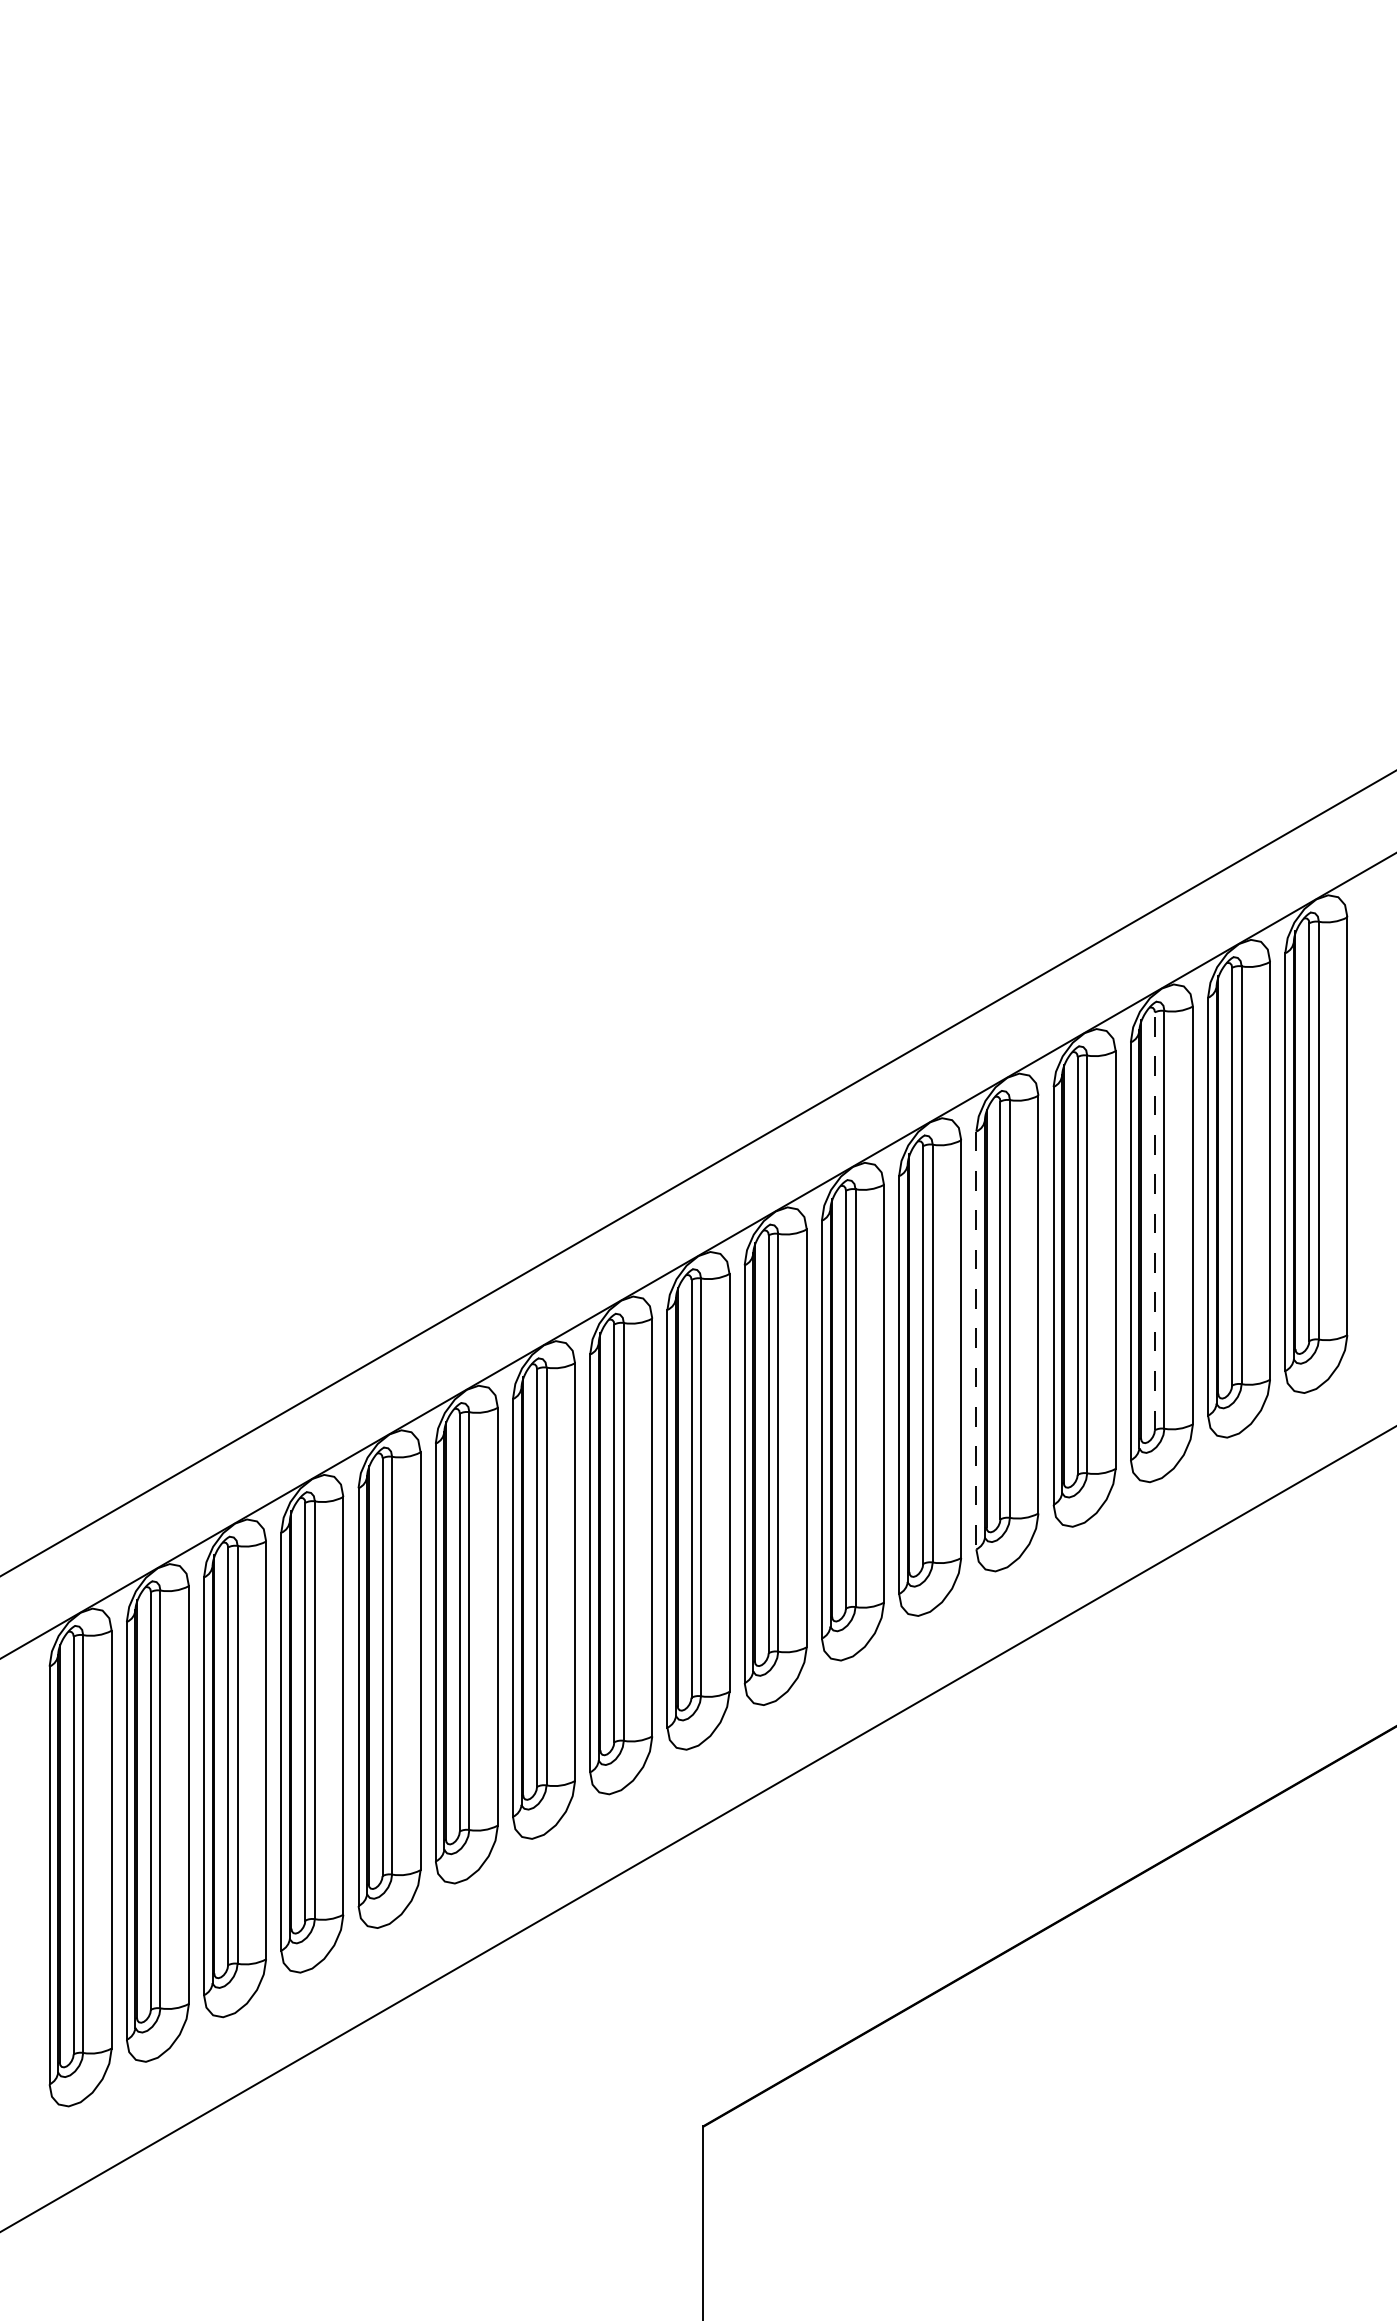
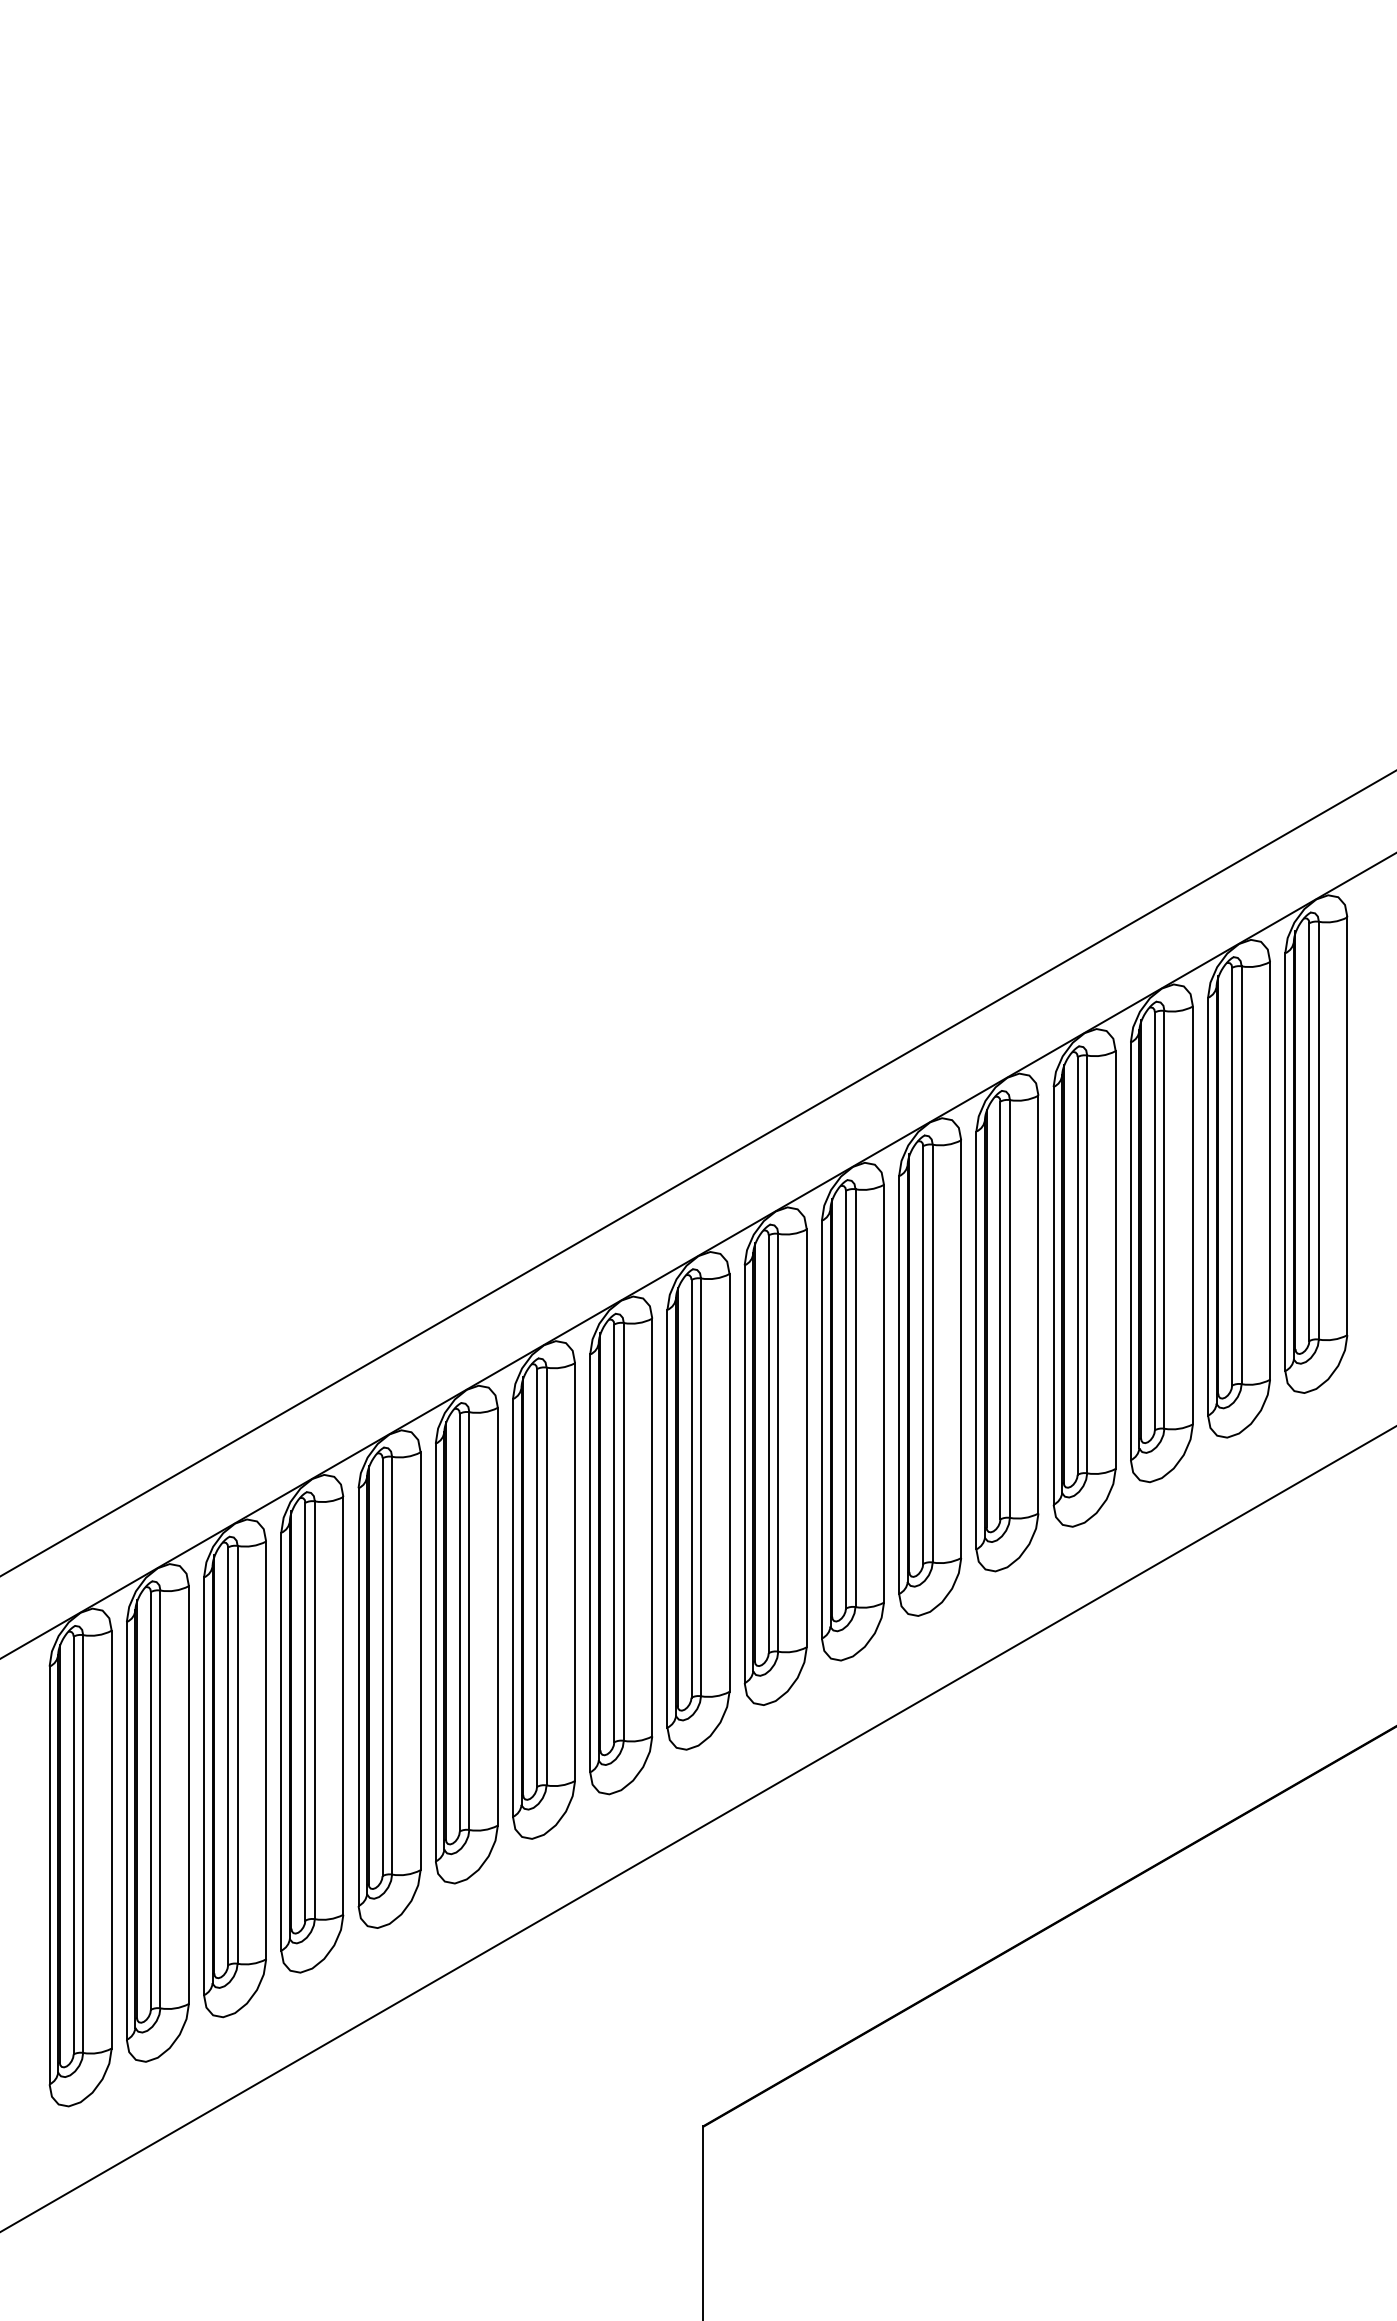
line: dashed -> solid (1154, 1221)
line: dashed -> solid (976, 1340)
